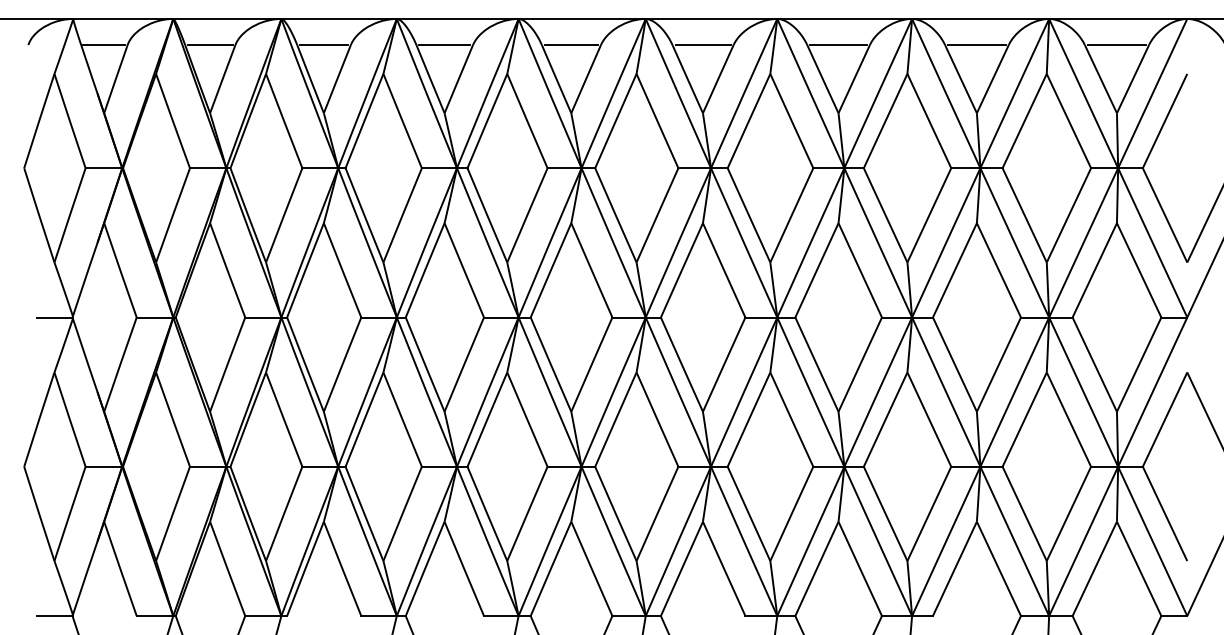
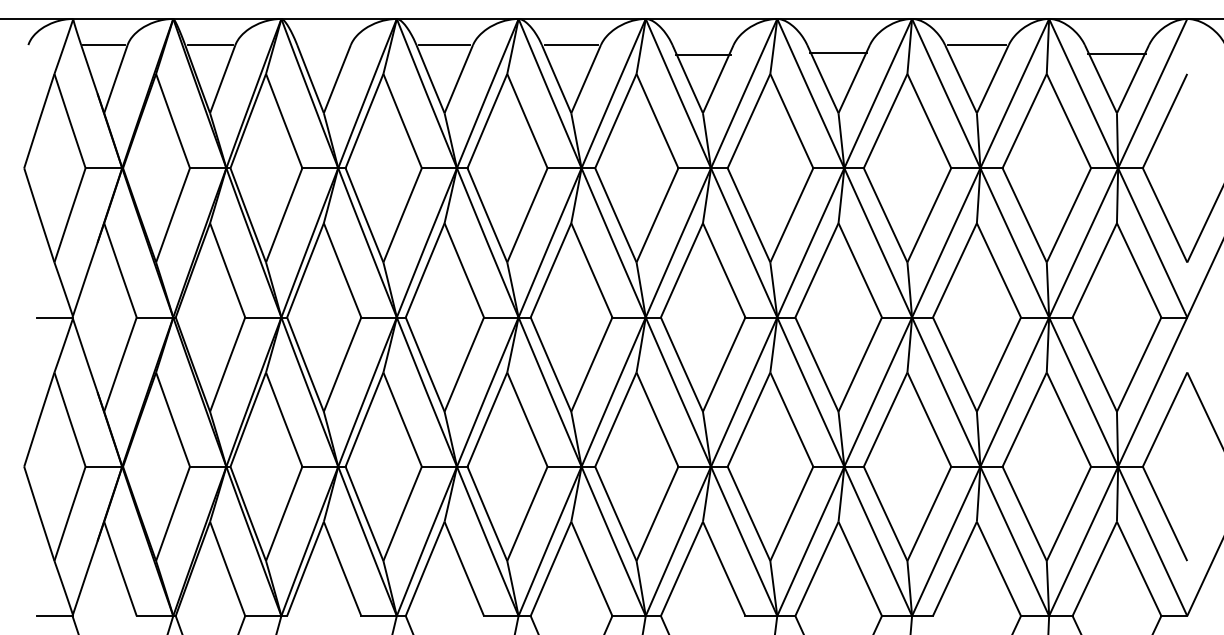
line: present -> none (323, 45)
line position: (702, 45) -> (702, 55) (702, 55)
line position: (838, 45) -> (838, 53) (838, 53)
line position: (1116, 45) -> (1116, 54) (1116, 54)
